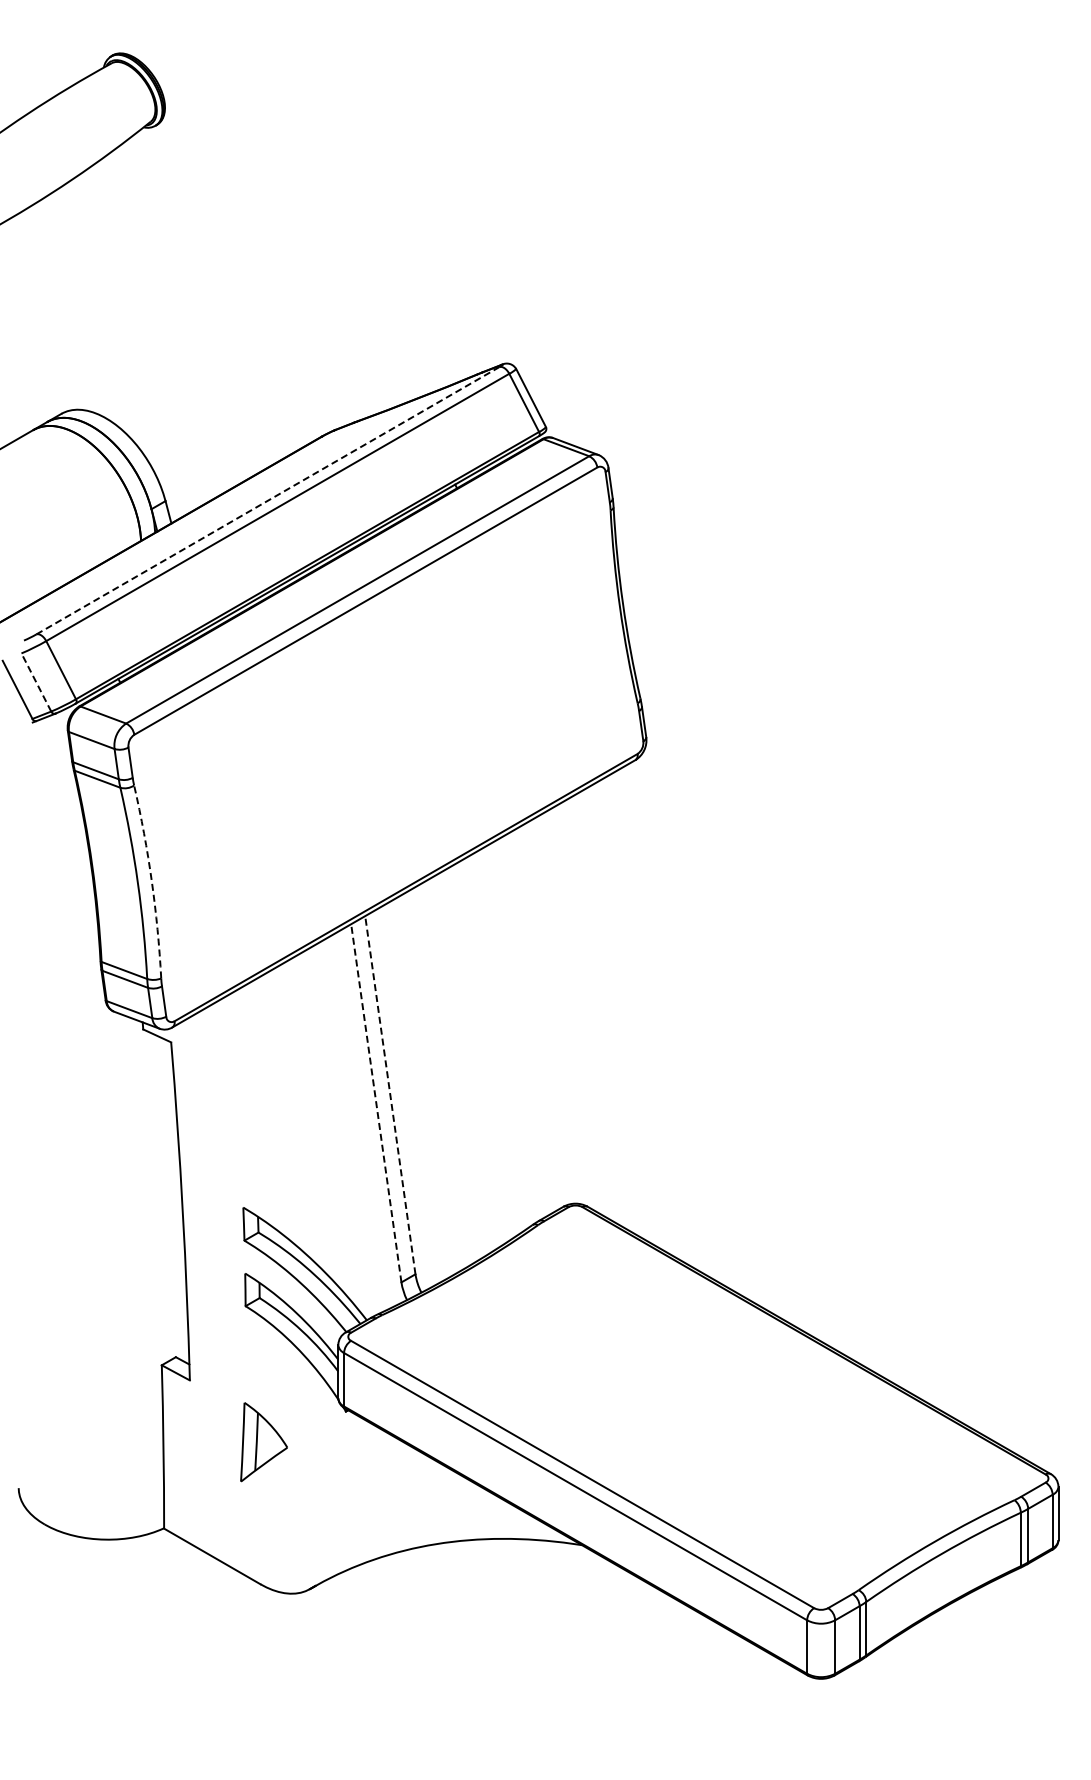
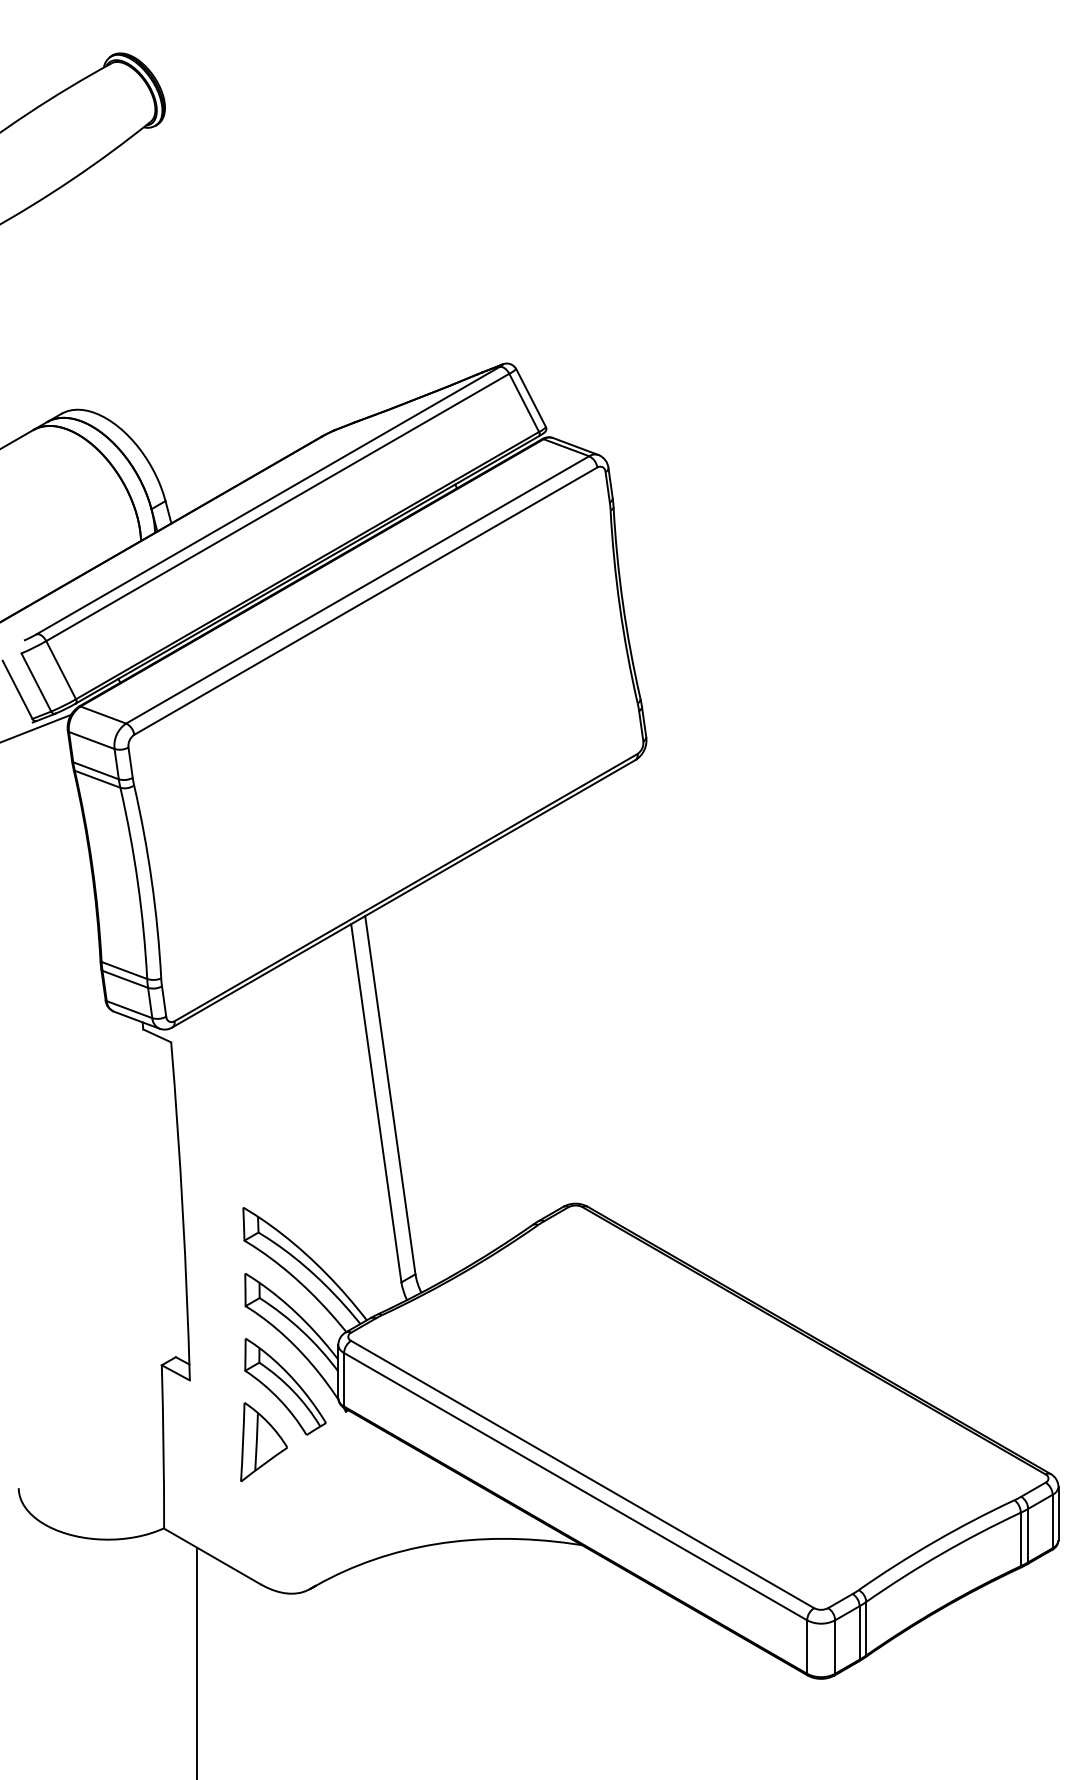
line: dashed -> solid (268, 500)
line: dashed -> solid (36, 682)
line: none -> present (36, 727)
arc: dashed -> solid (151, 881)
line: dashed -> solid (390, 1095)
line: dashed -> solid (376, 1103)
part: none -> present (285, 1386)
line: none -> present (197, 1661)
